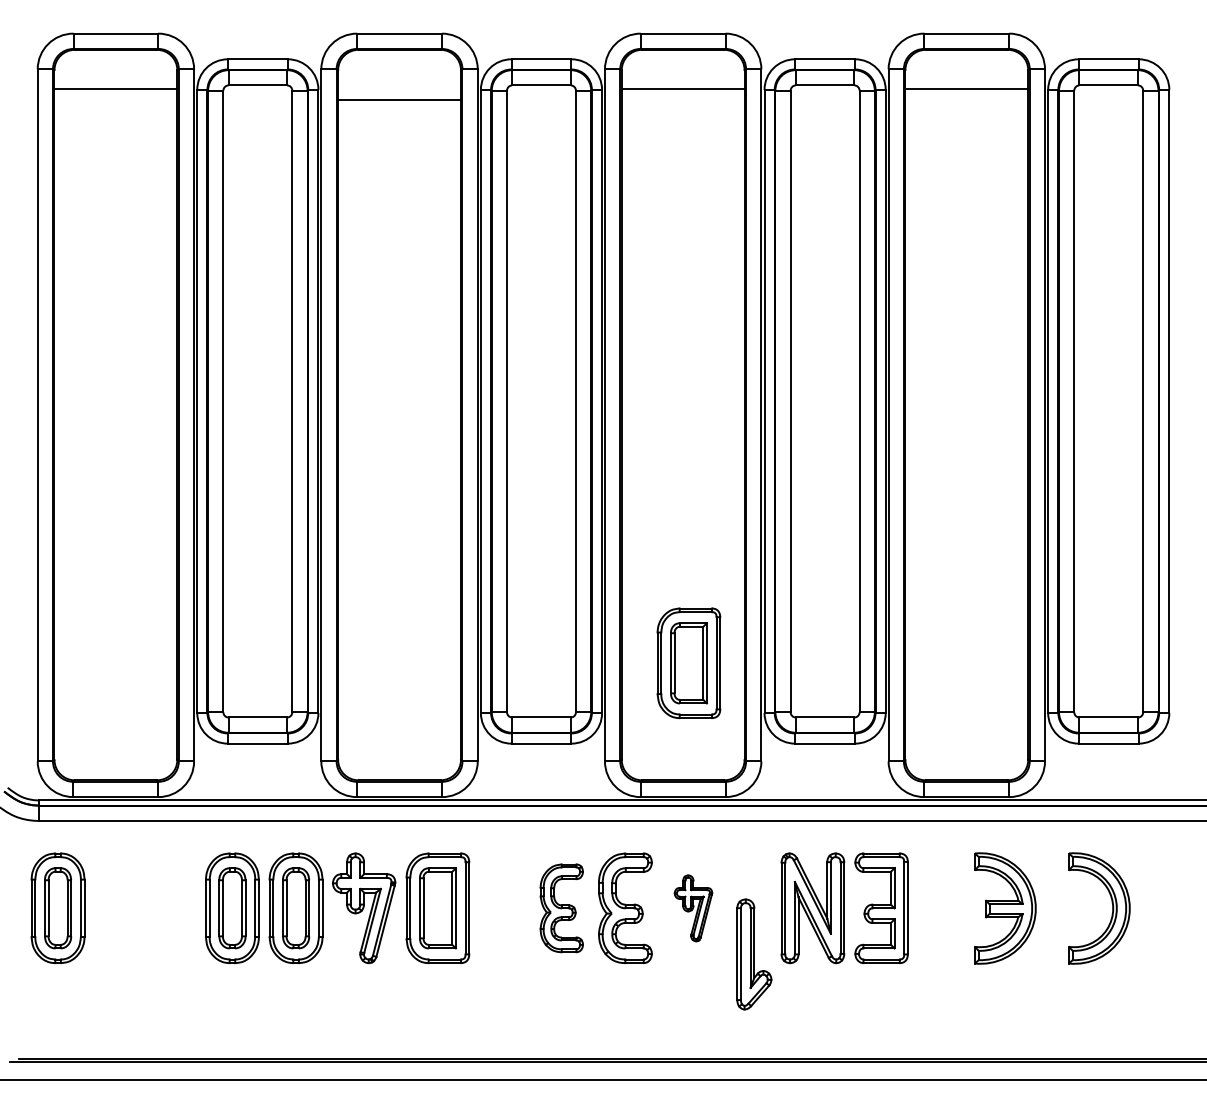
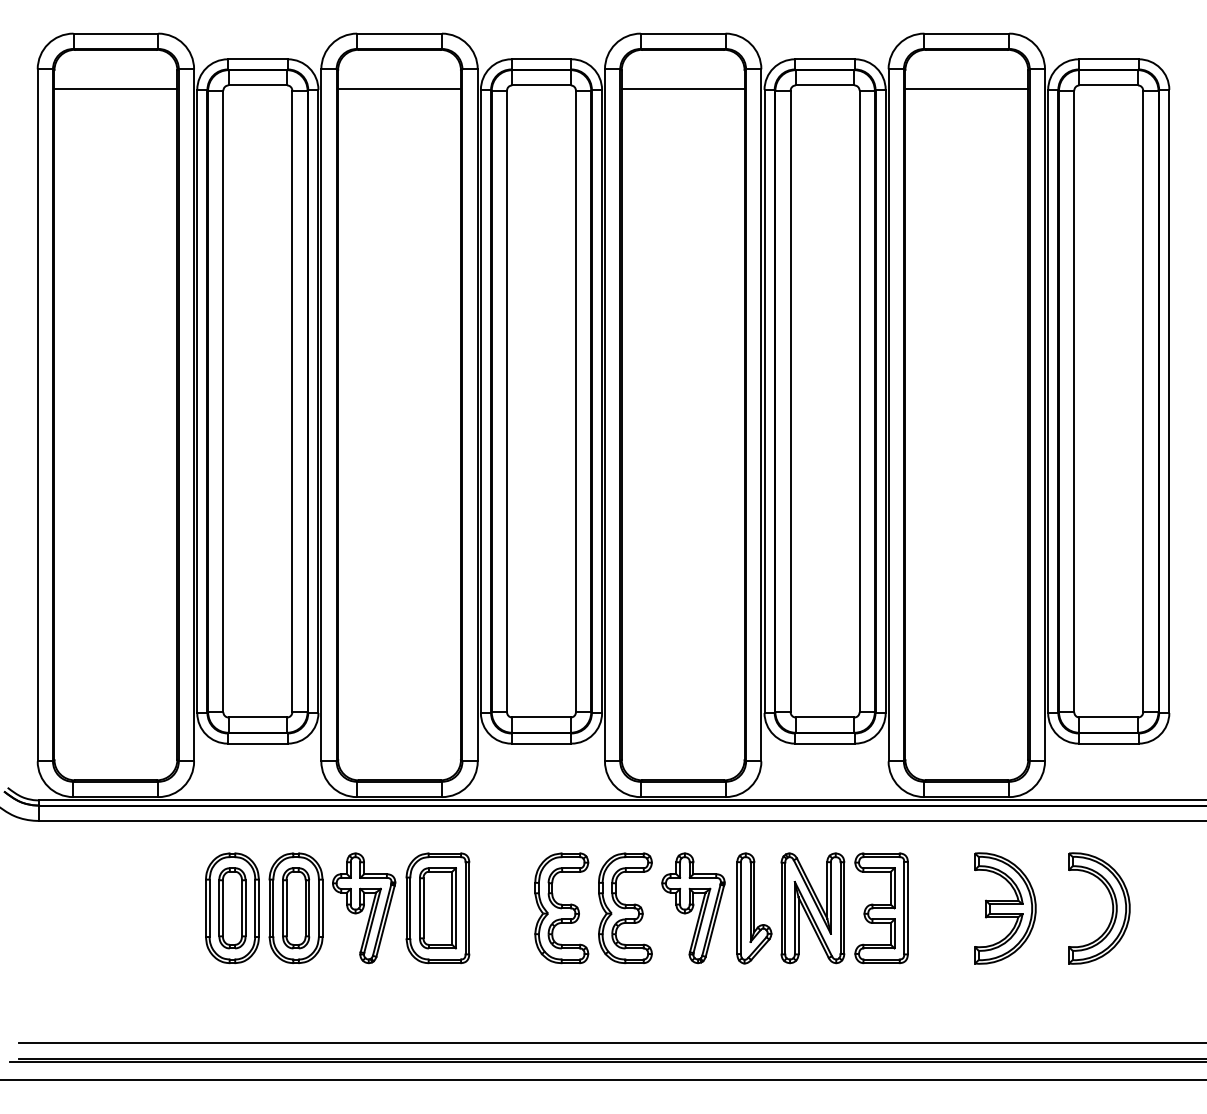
line position: (399, 100) -> (399, 89) (399, 89)
part: present -> none (688, 663)
part: present -> none (57, 907)
part size: 45x91 px -> 56x113 px (561, 908)
part size: 41x69 px -> 65x113 px (693, 908)
part position: (754, 954) -> (754, 908) (754, 908)
line: none -> present (610, 1043)
